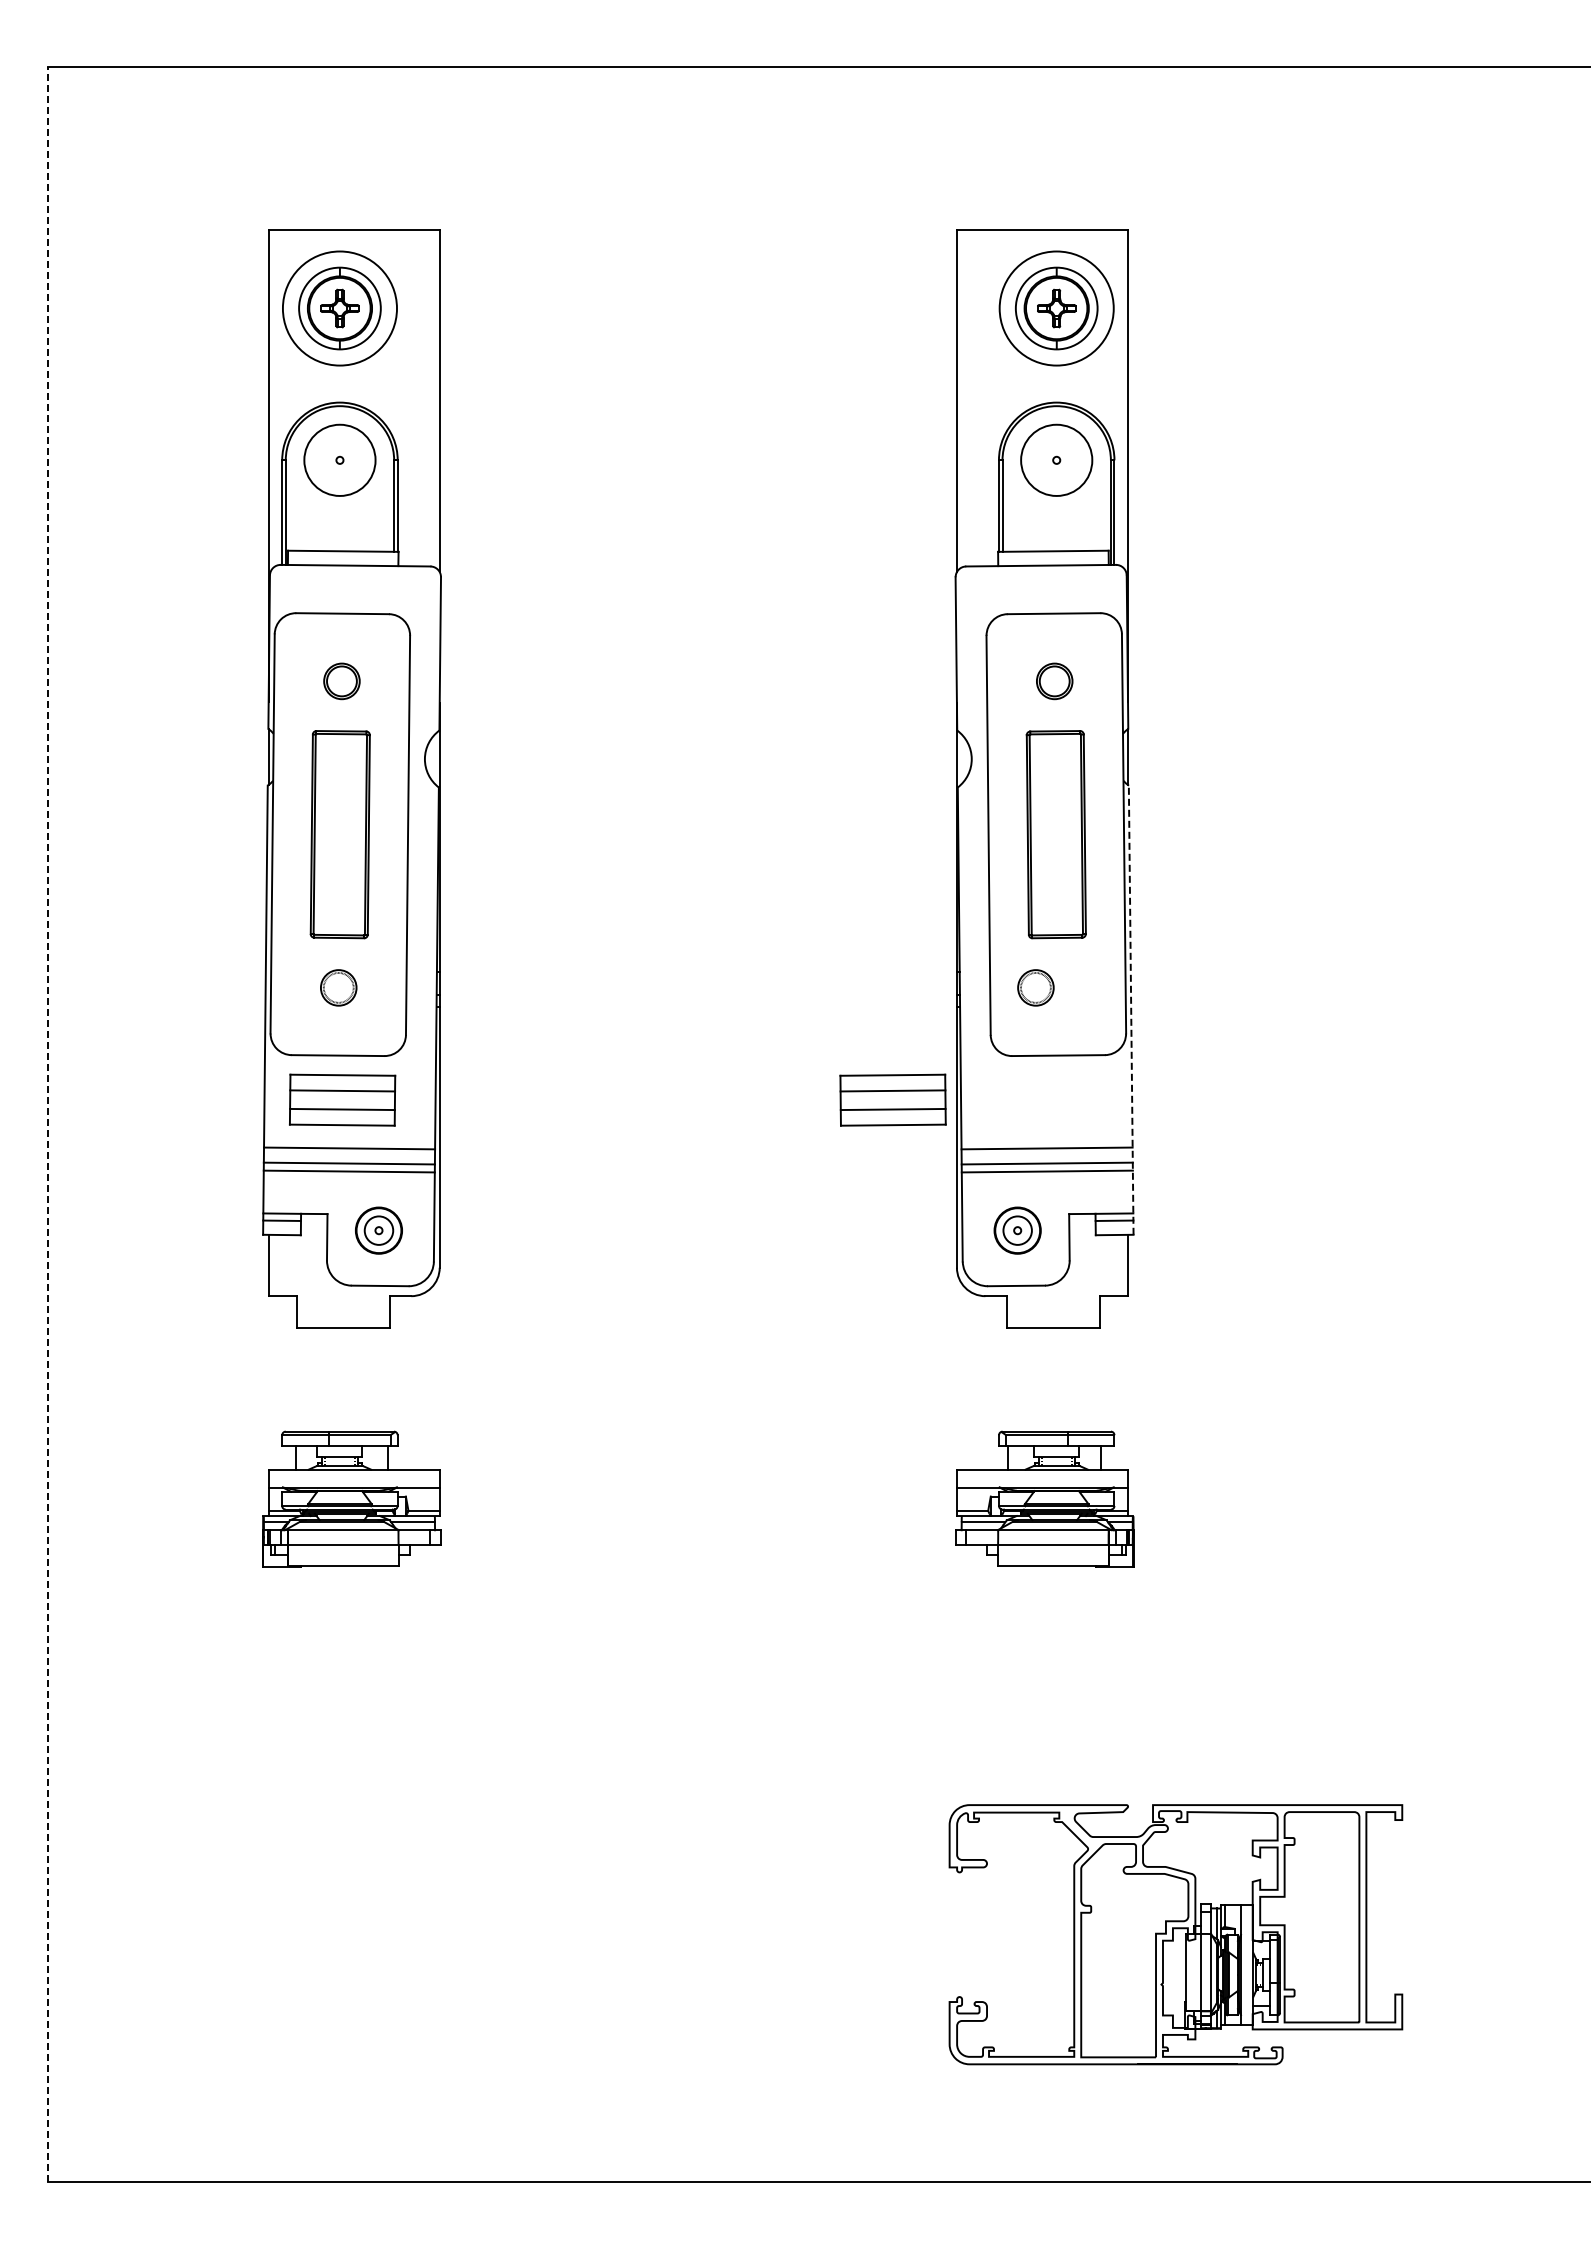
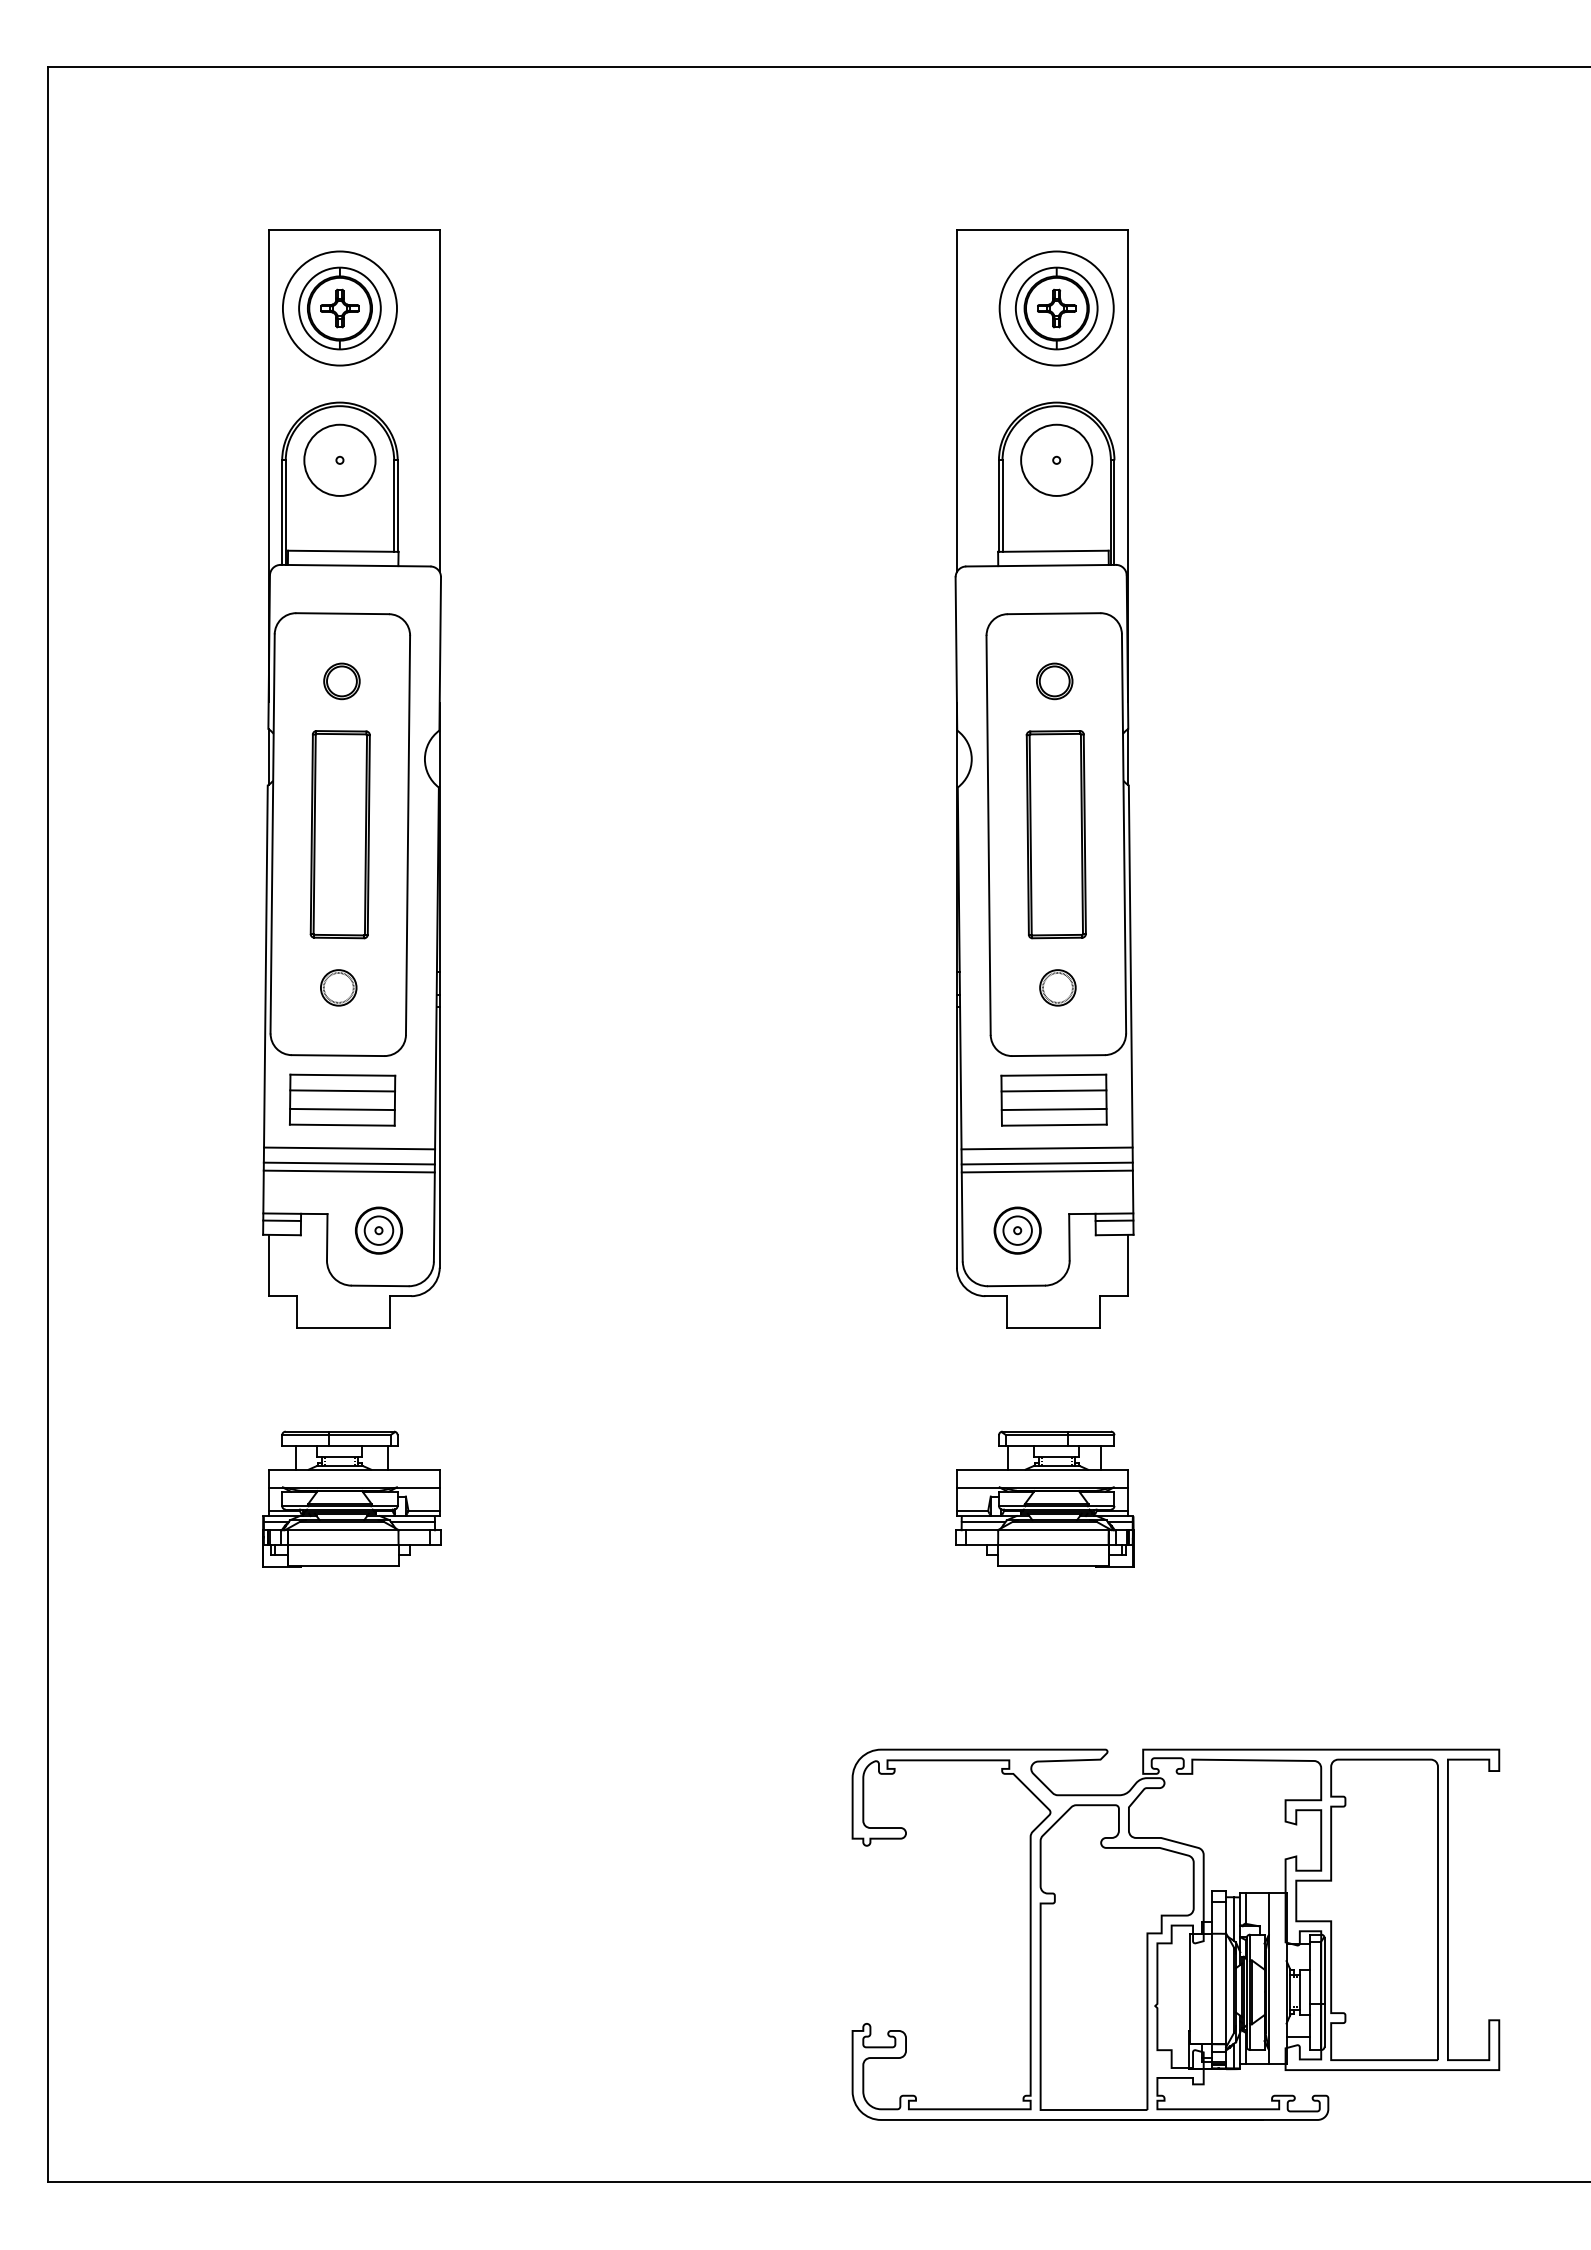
part position: (1035, 987) -> (1057, 987) (1057, 987)
line: dashed -> solid (1131, 1010)
part position: (892, 1099) -> (1053, 1099) (1053, 1099)
line: dashed -> solid (47, 1124)
part size: 456x262 px -> 650x373 px (1175, 1934)
